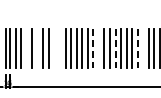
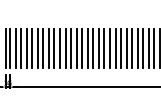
line: none -> present (26, 48)
line: none -> present (37, 48)
line: none -> present (54, 48)
line: none -> present (60, 48)
line: none -> present (98, 48)
line: none -> present (143, 48)
line: dashed -> solid (93, 49)
line: dashed -> solid (115, 49)
line: dashed -> solid (137, 49)
